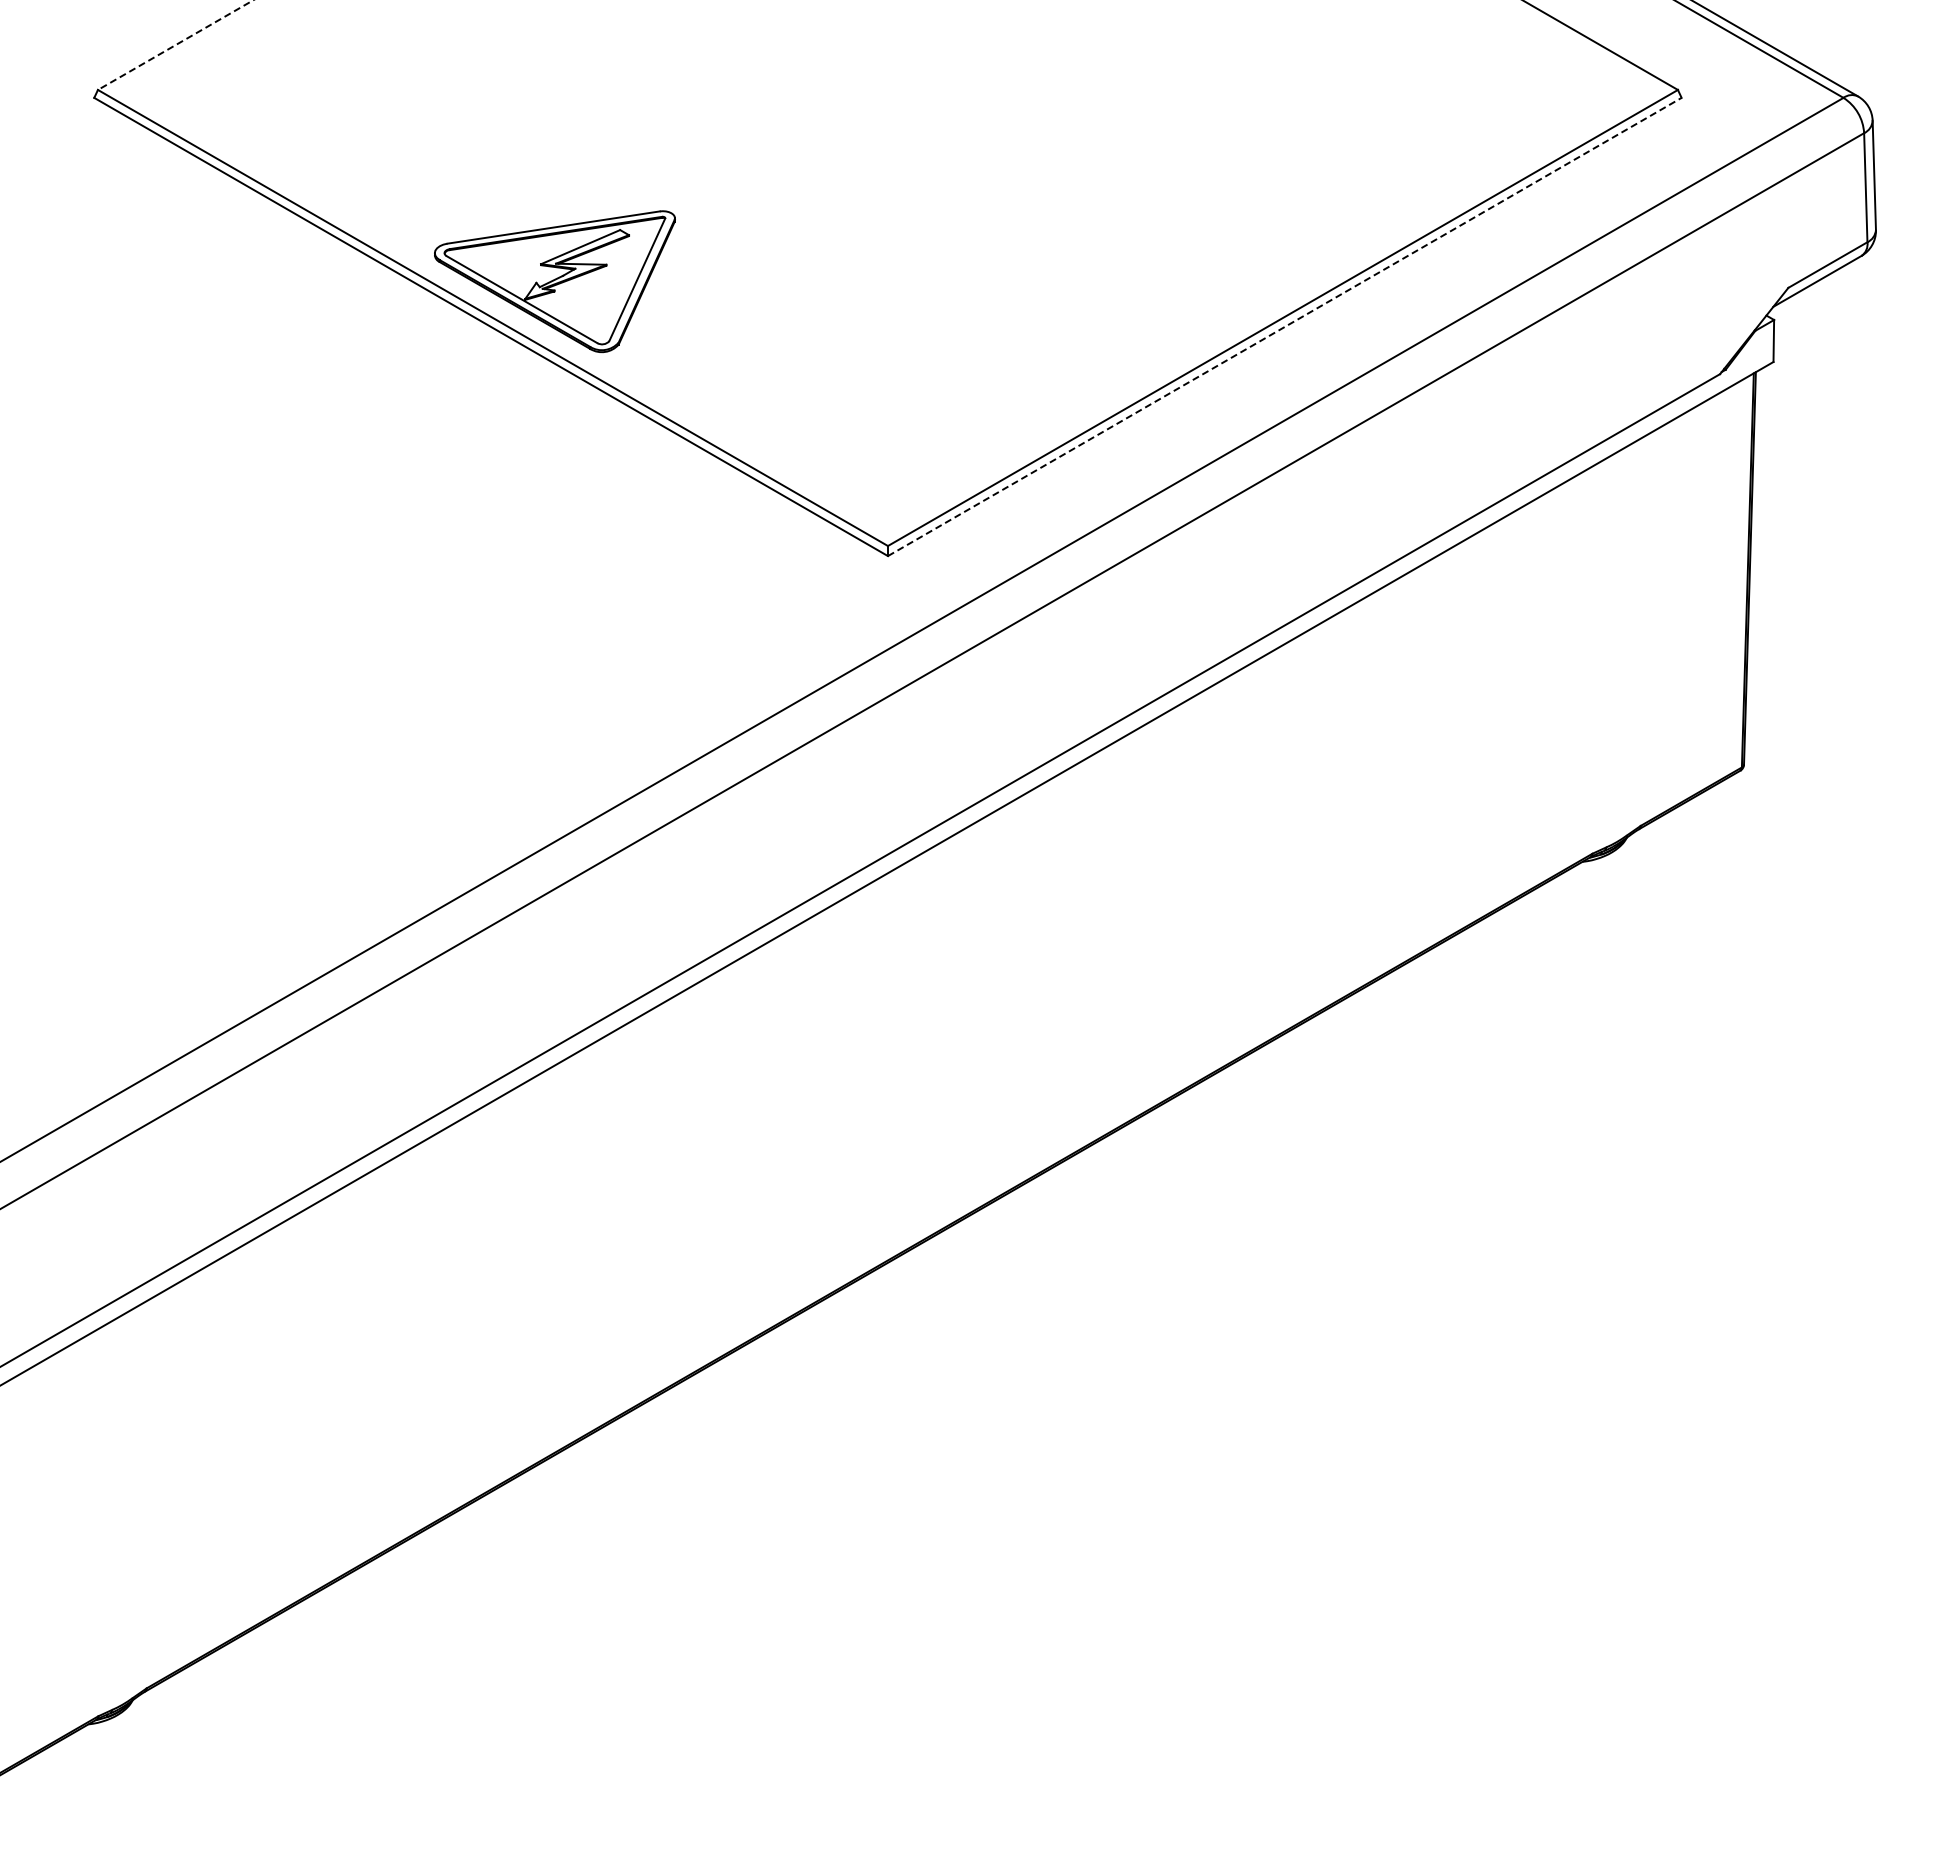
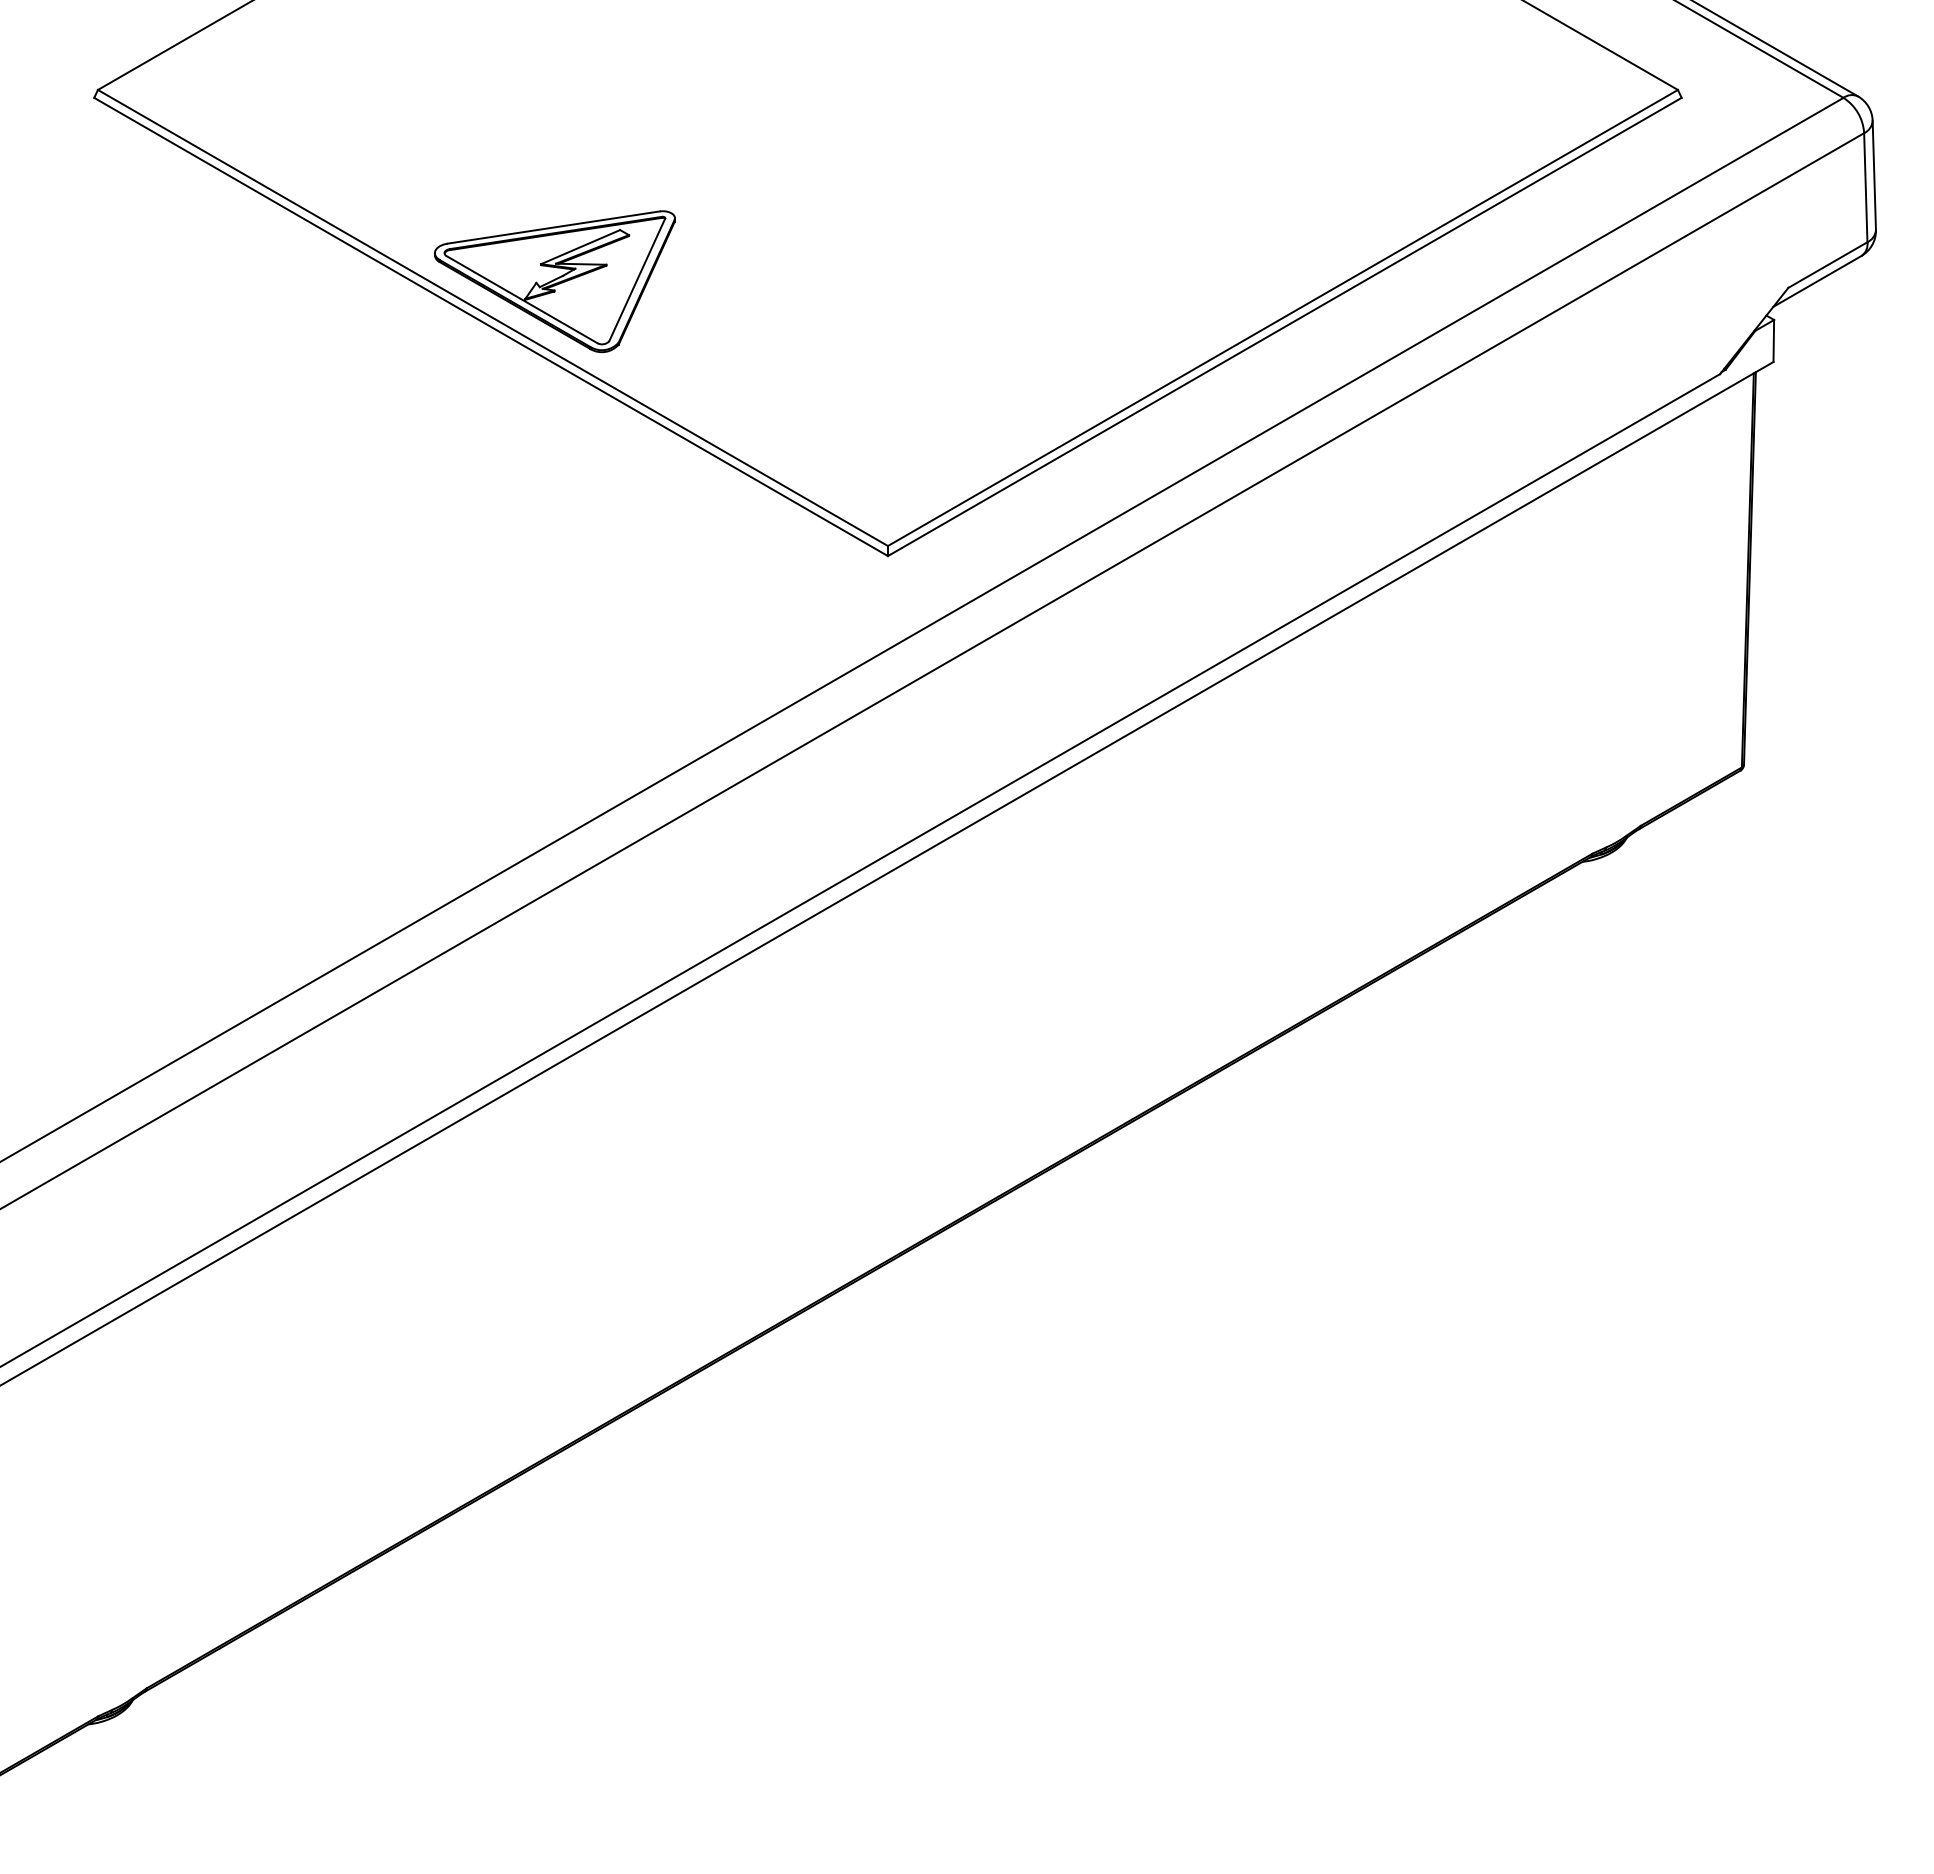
line: dashed -> solid (175, 45)
line: dashed -> solid (1285, 326)
